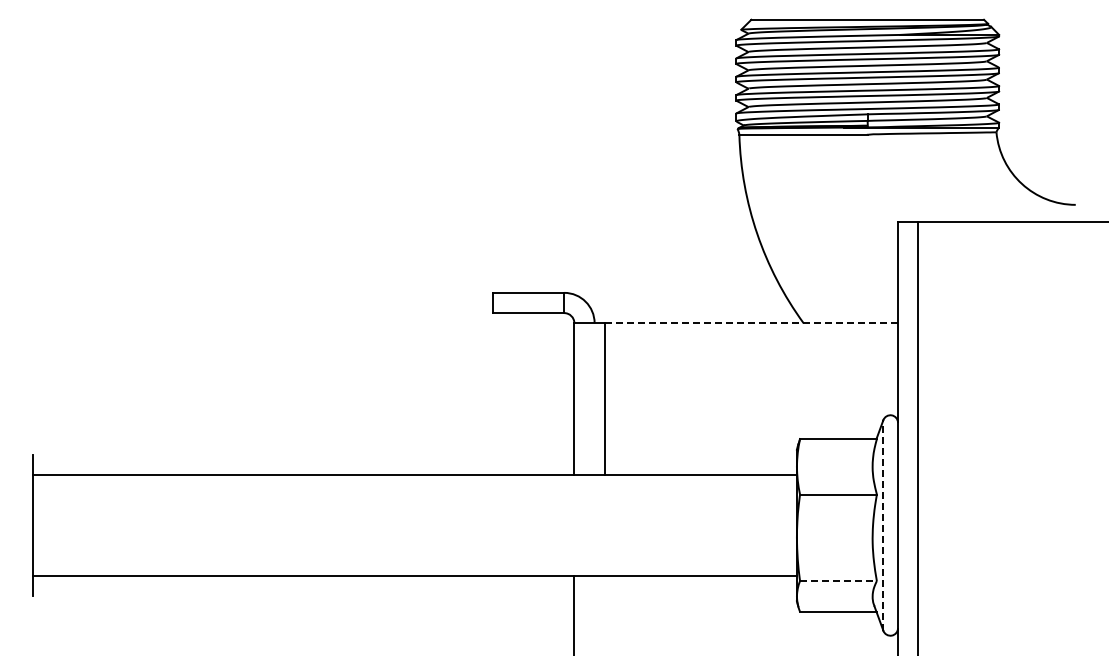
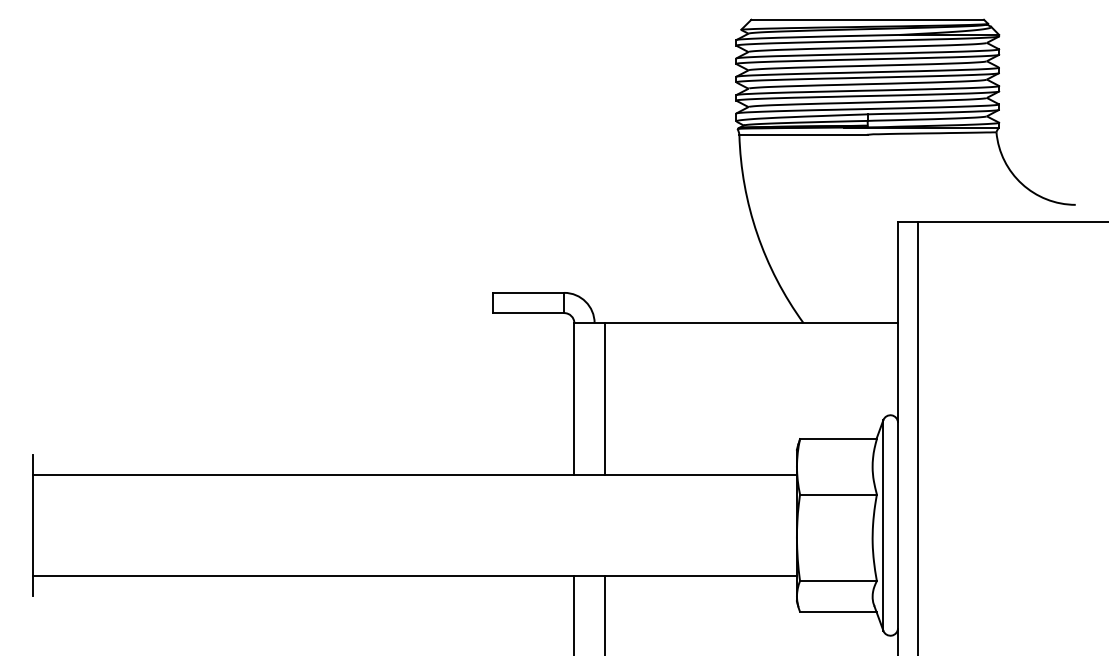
line: dashed -> solid (751, 323)
line: dashed -> solid (883, 524)
line: dashed -> solid (838, 581)
line: none -> present (604, 614)
